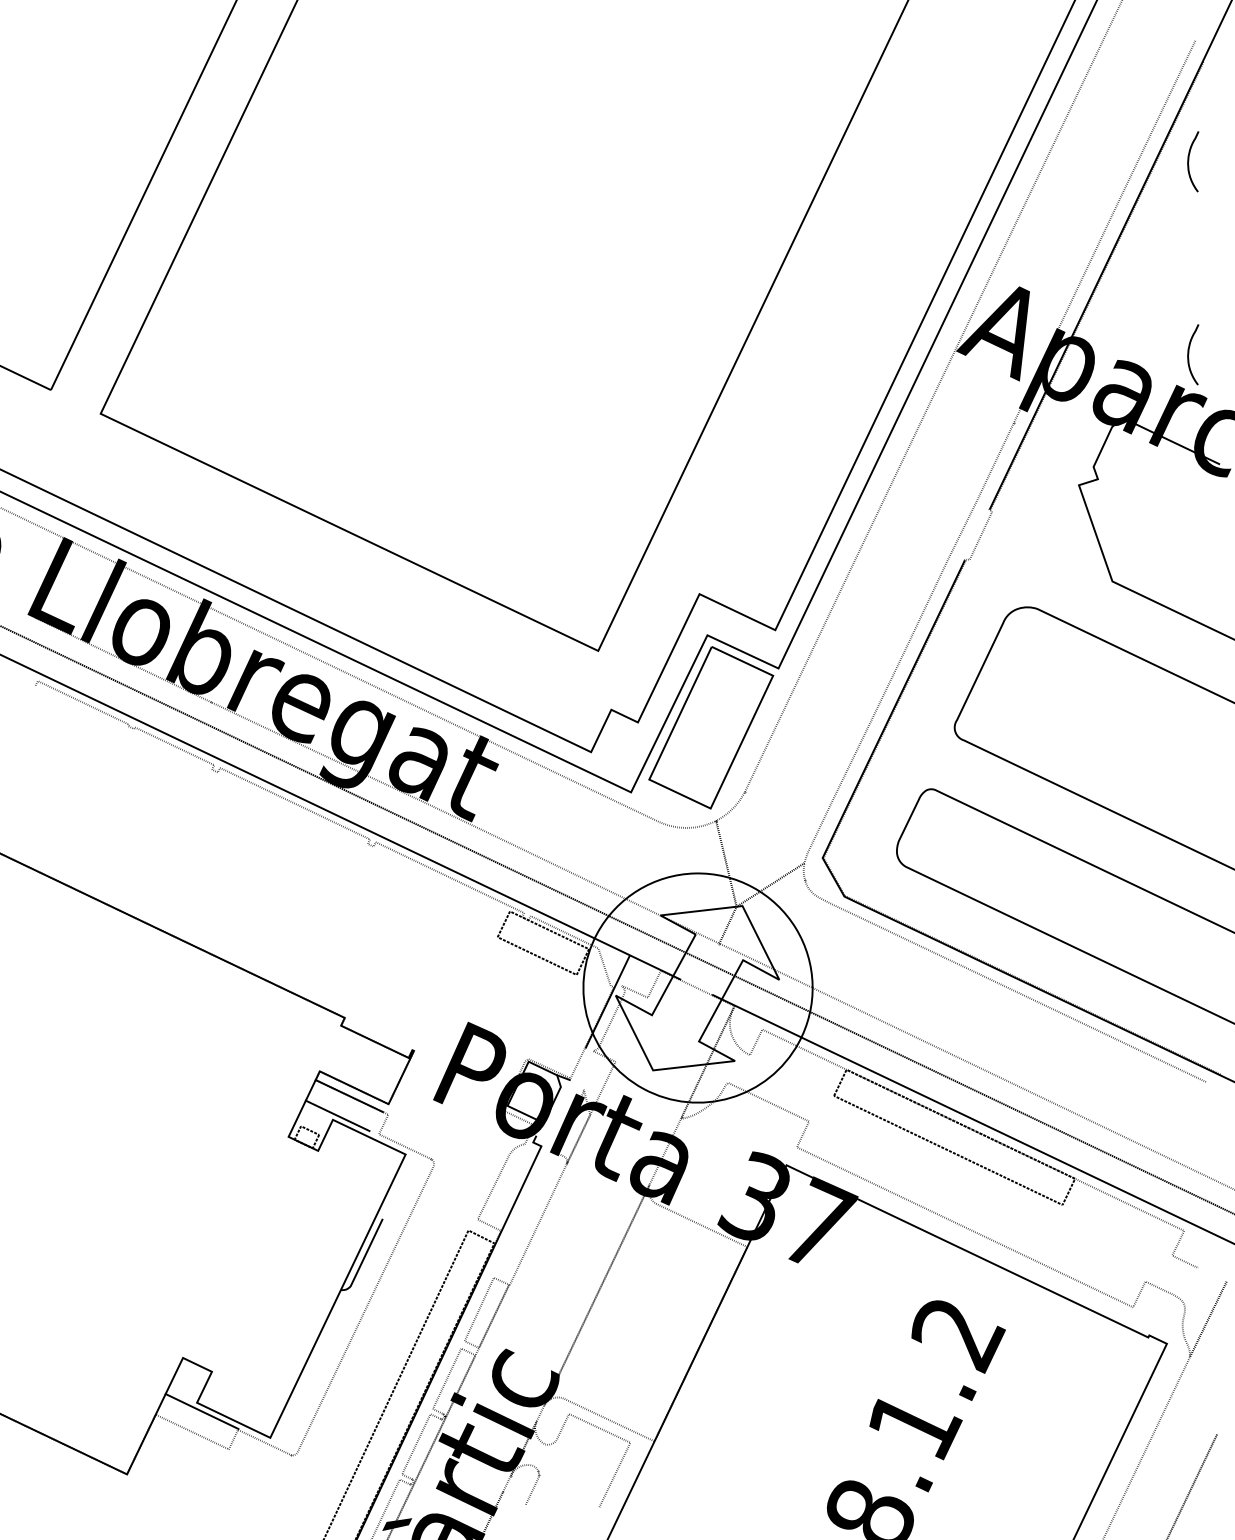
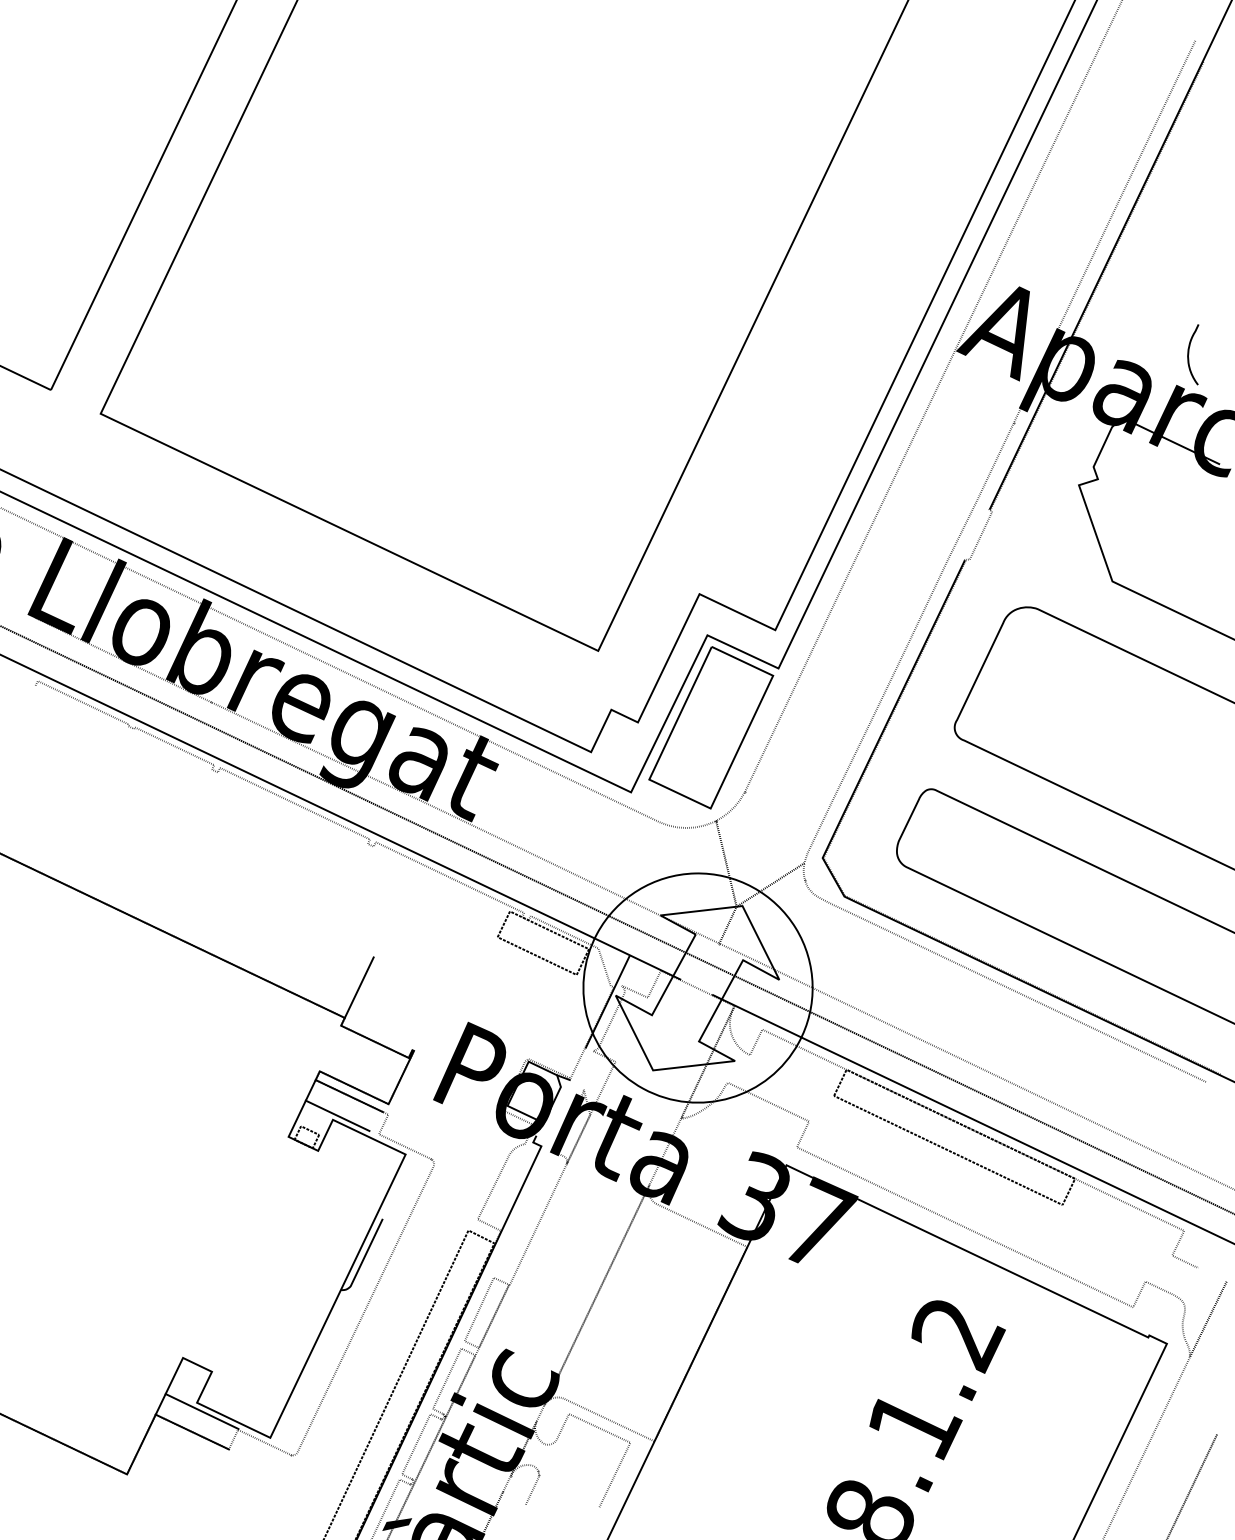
curve: present -> none (1189, 161)
line: none -> present (358, 987)
line: none -> present (191, 1431)
